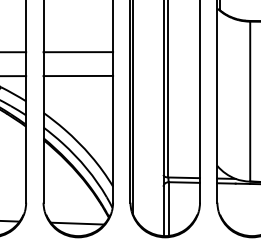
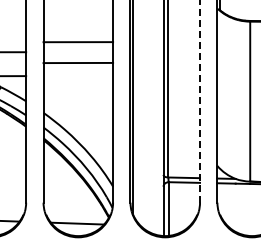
line position: (78, 52) -> (78, 42) (78, 42)
line position: (78, 75) -> (78, 62) (78, 62)
line: solid -> dashed (200, 101)
